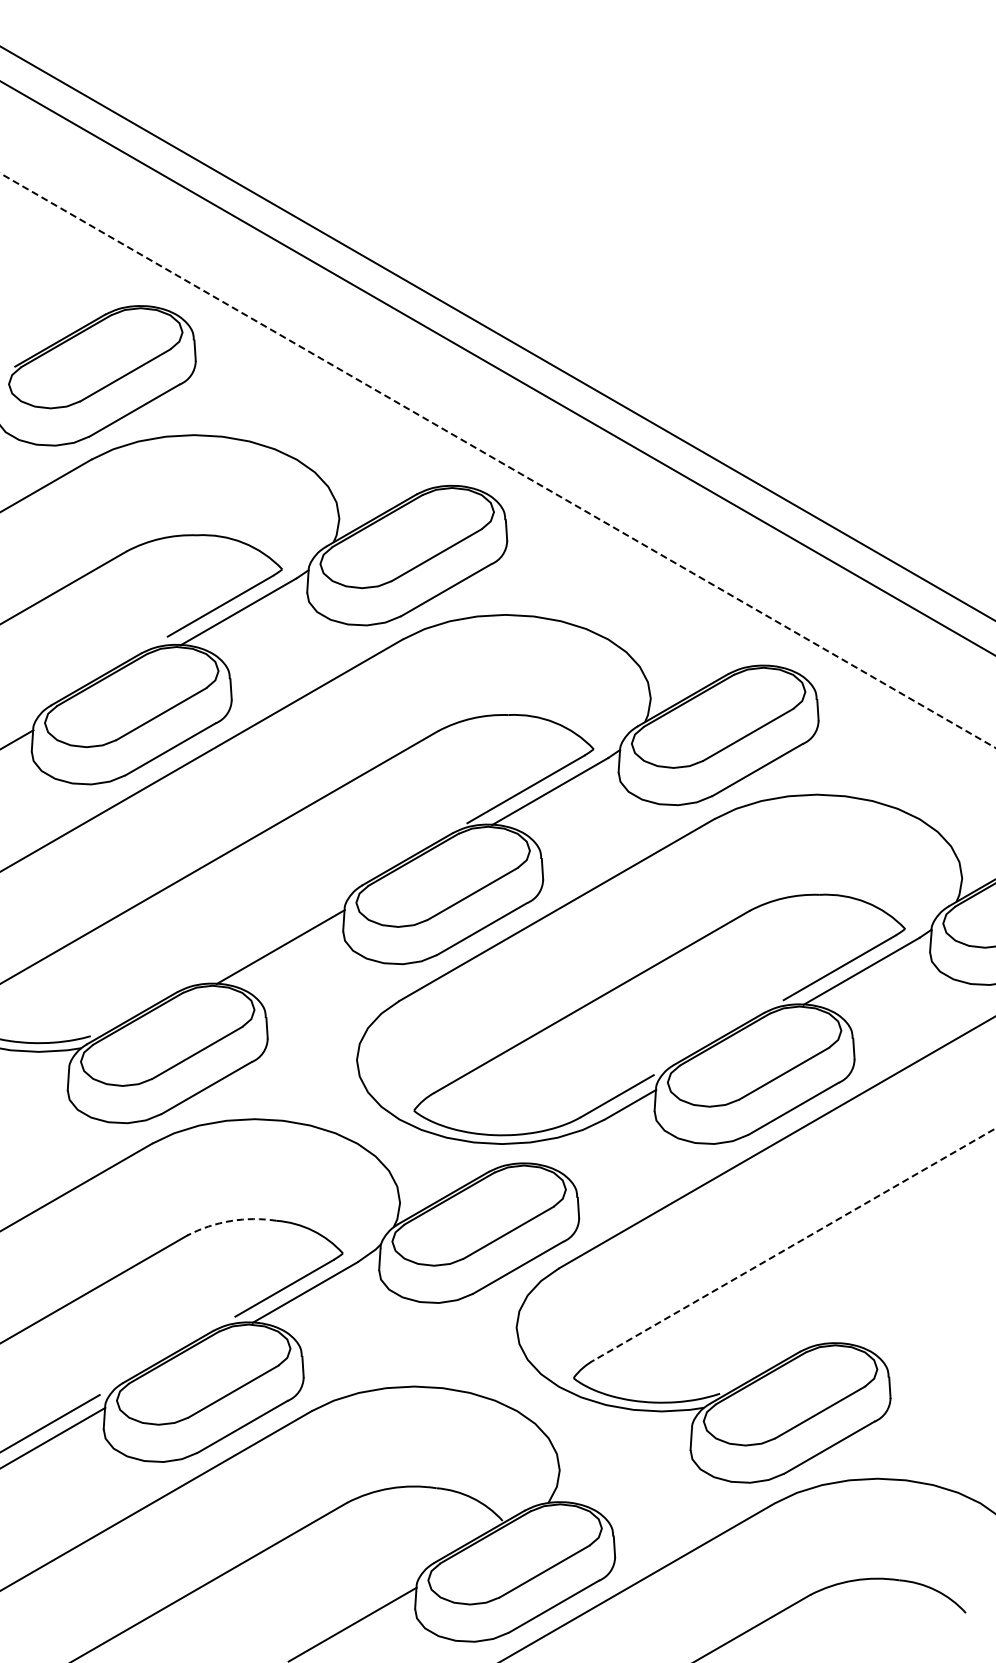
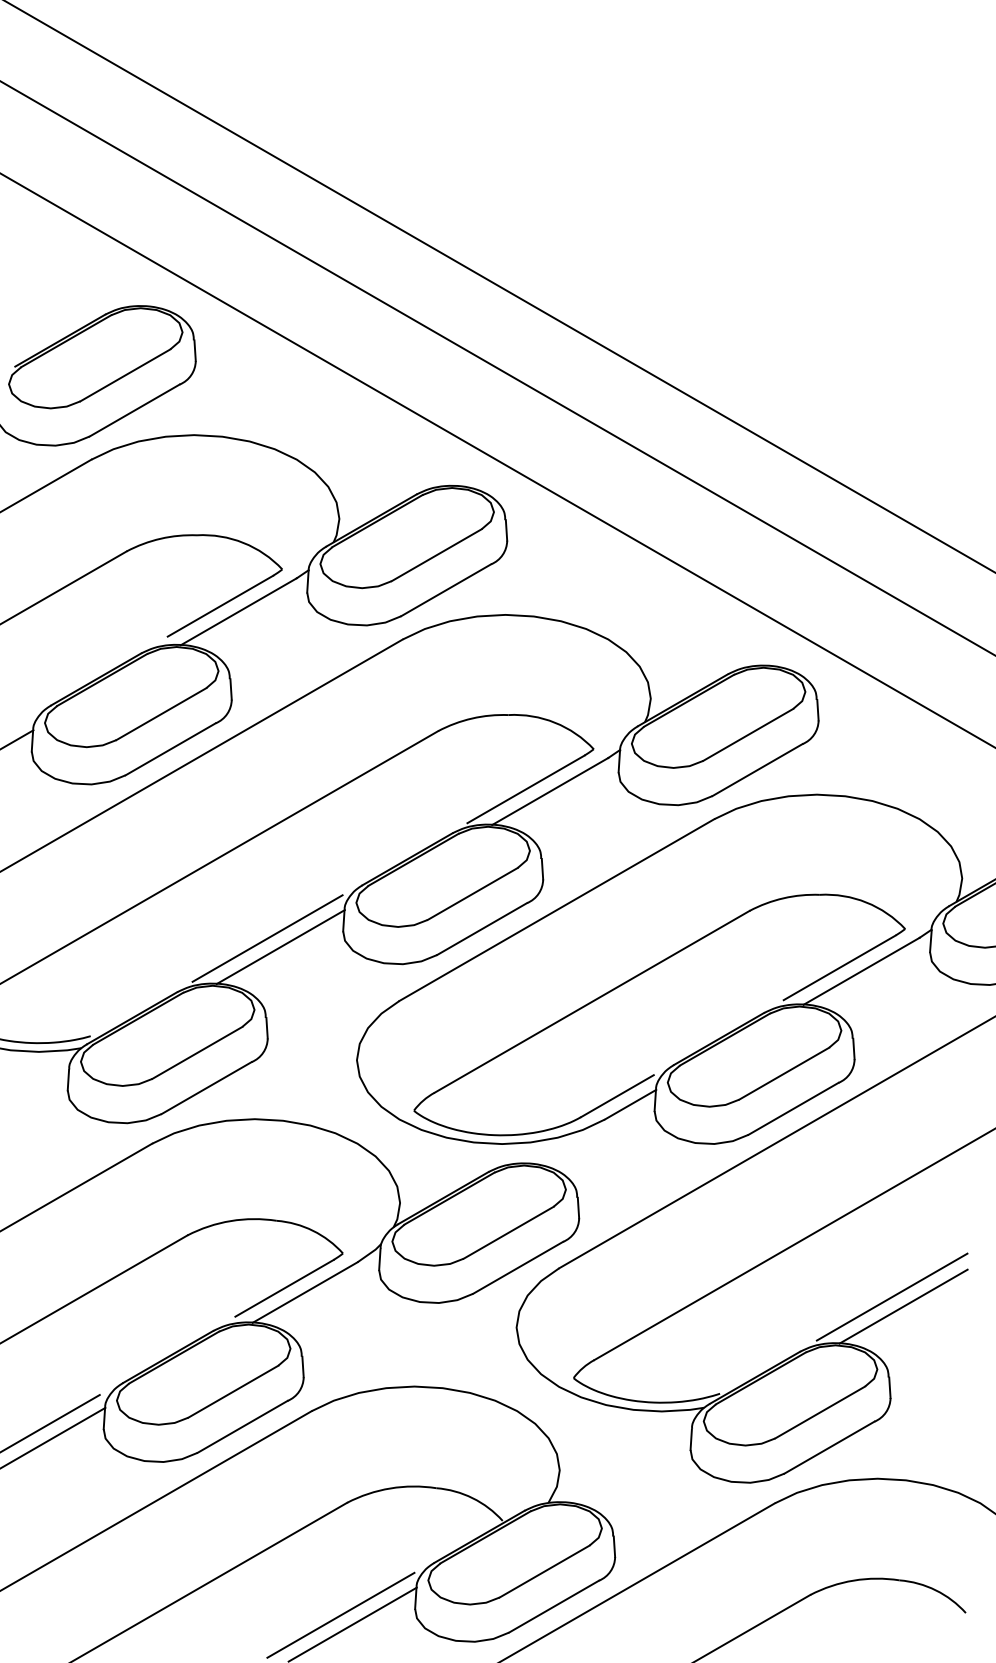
line position: (497, 333) -> (499, 286) (499, 286)
line: dashed -> solid (497, 460)
line: none -> present (267, 938)
arc: dashed -> solid (230, 1221)
line: dashed -> solid (794, 1244)
line: none -> present (891, 1296)
line: none -> present (903, 1306)
line: none -> present (340, 1614)
